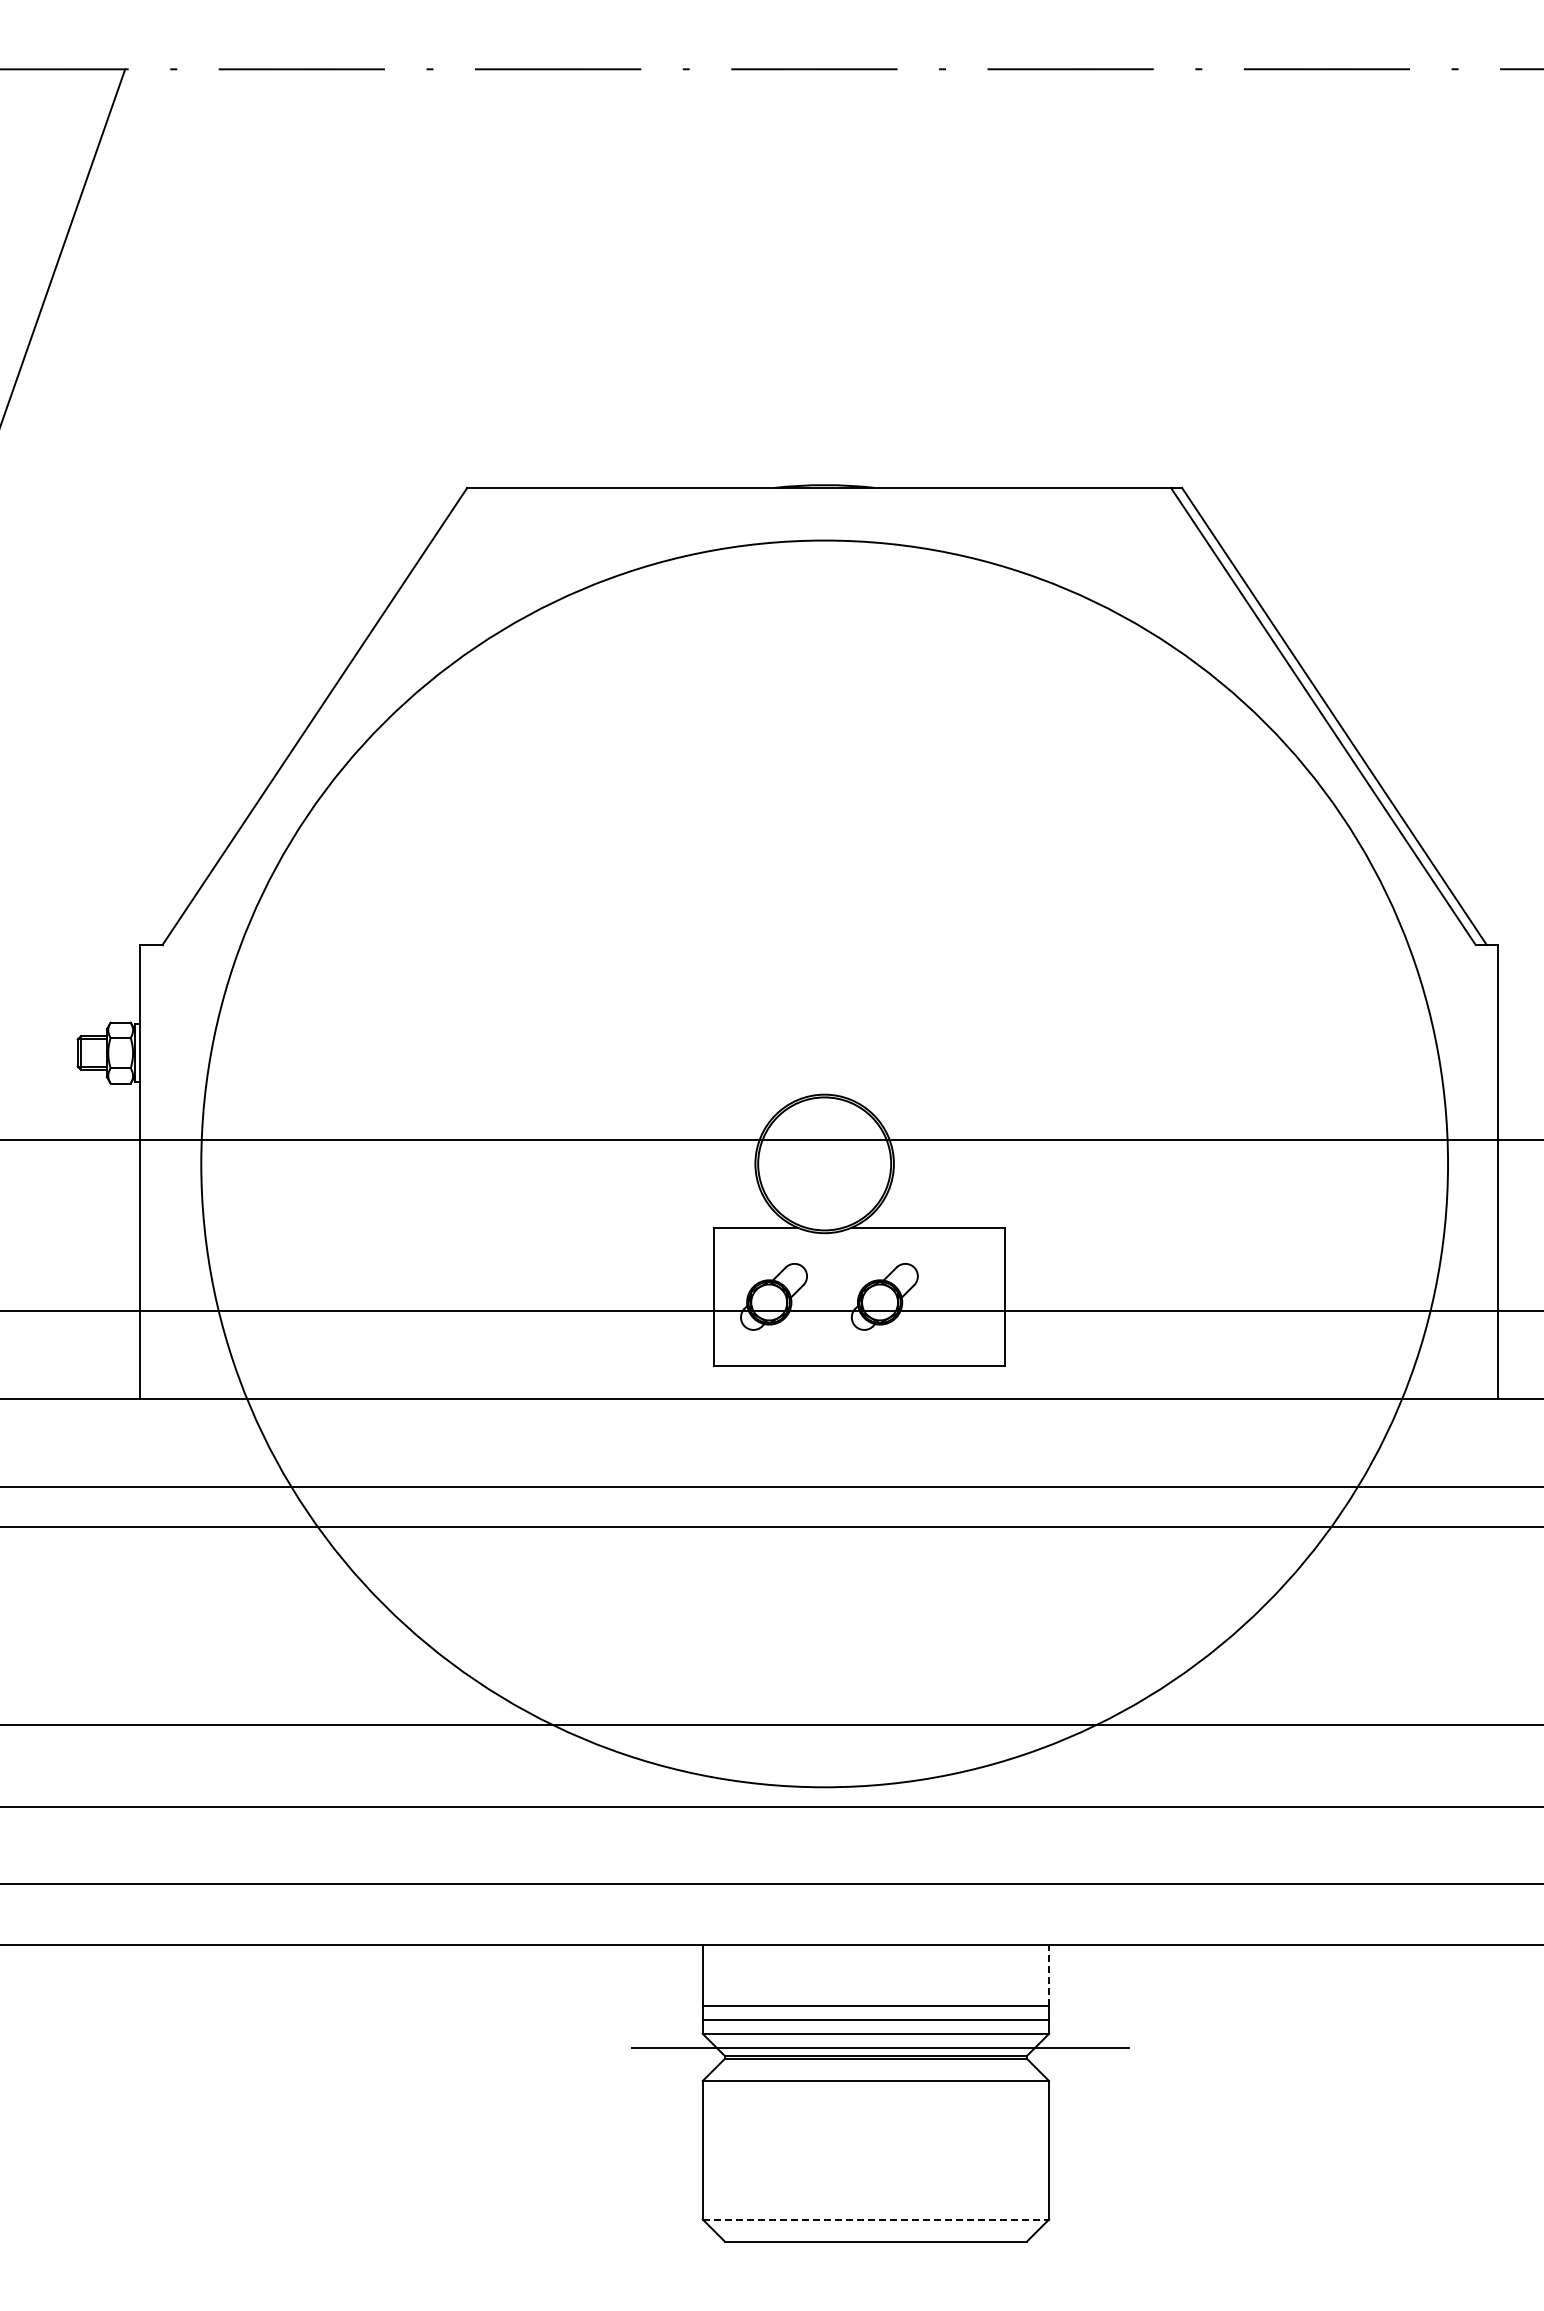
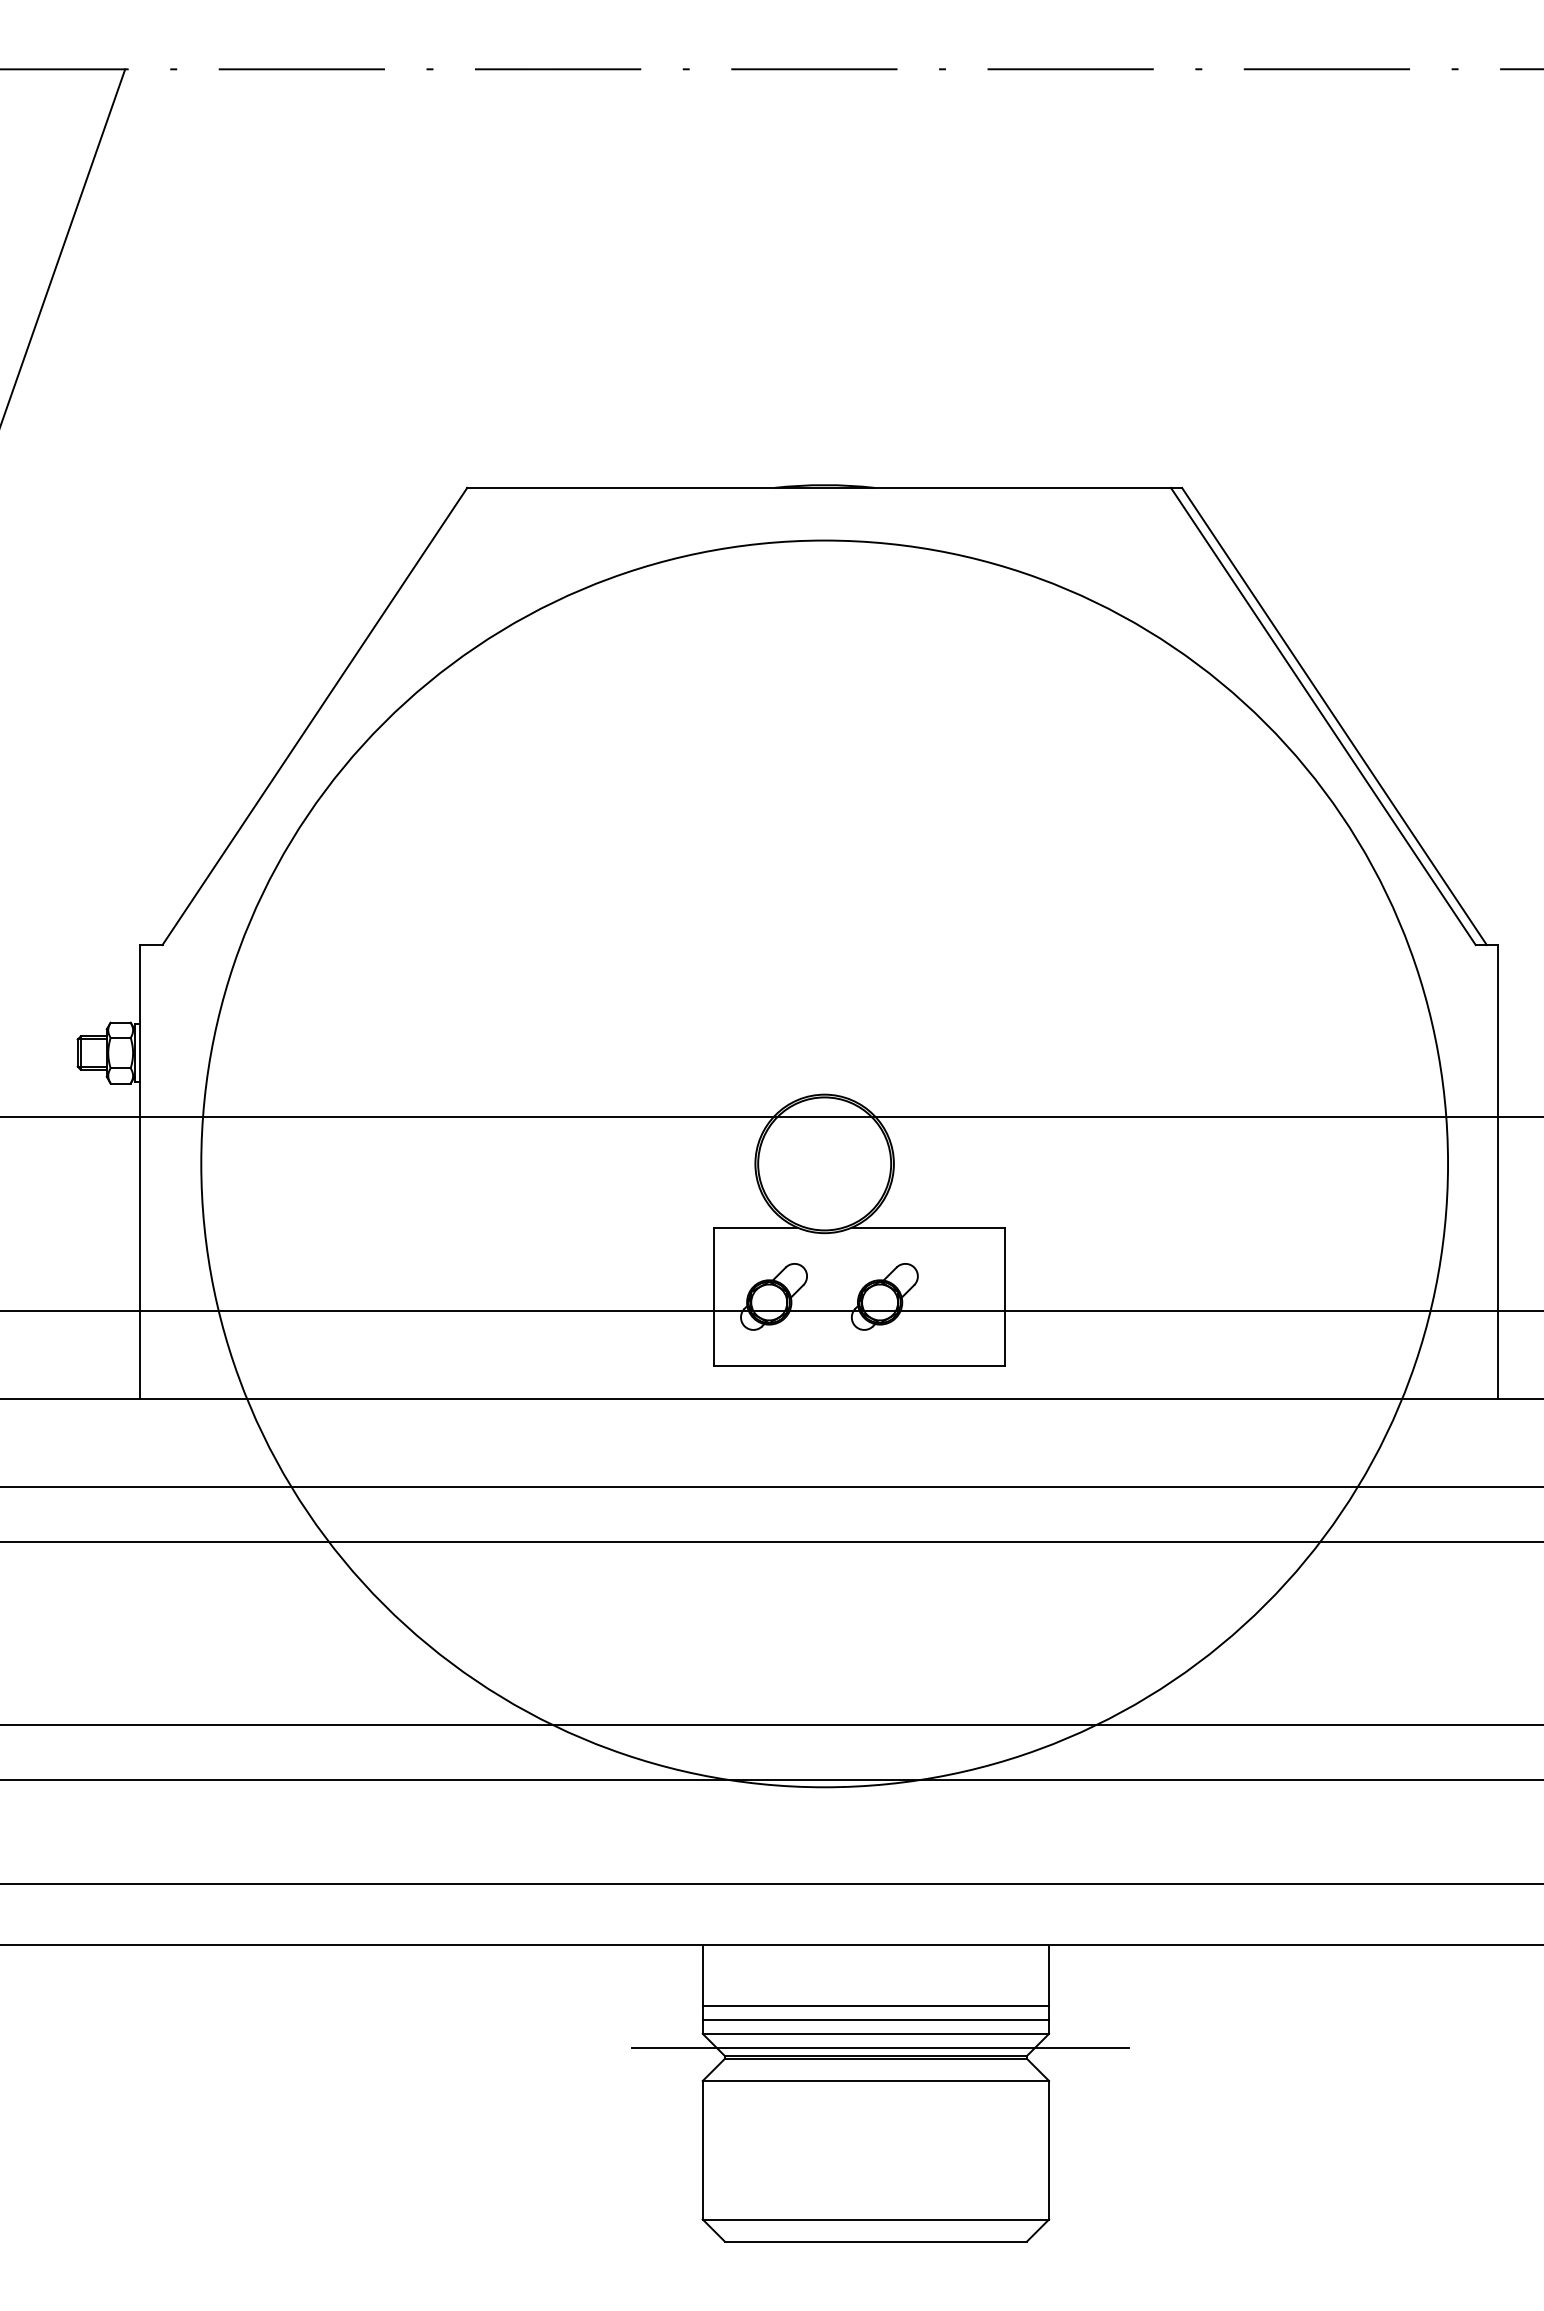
line position: (771, 1139) -> (771, 1116) (771, 1116)
line position: (771, 1527) -> (771, 1542) (771, 1542)
line position: (771, 1807) -> (771, 1780) (771, 1780)
line: dashed -> solid (1049, 1975)
line: dashed -> solid (876, 2219)
